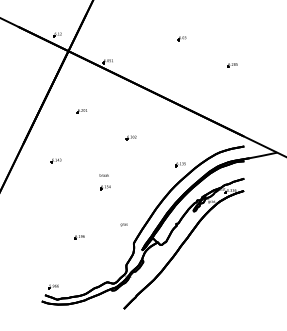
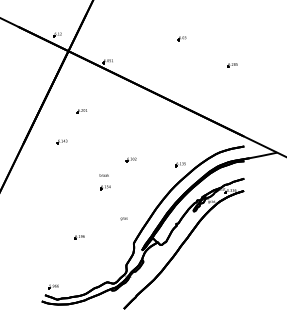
part position: (130, 137) -> (130, 159) (130, 159)
part position: (55, 160) -> (61, 141) (61, 141)
text position: (123, 224) -> (123, 218) (123, 218)
